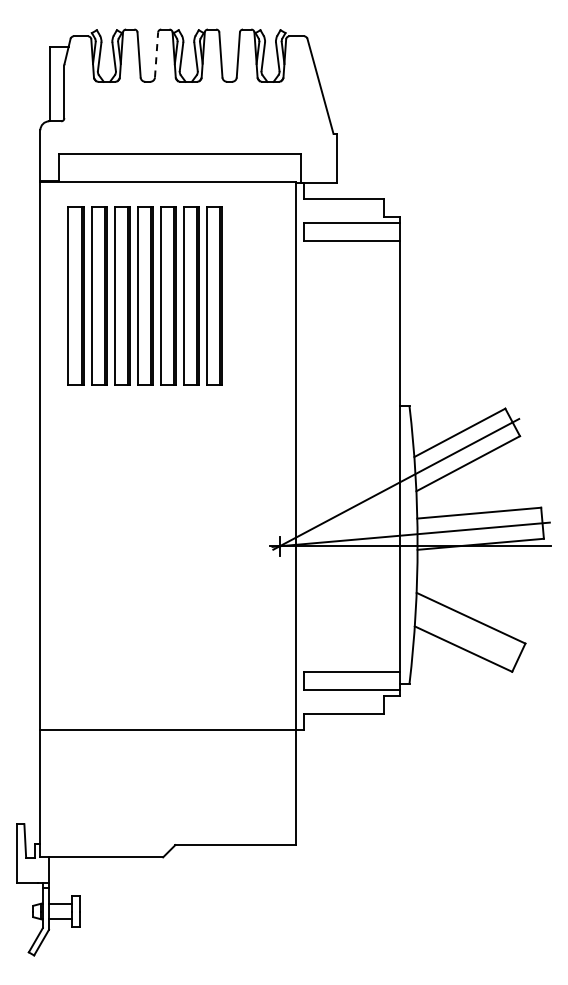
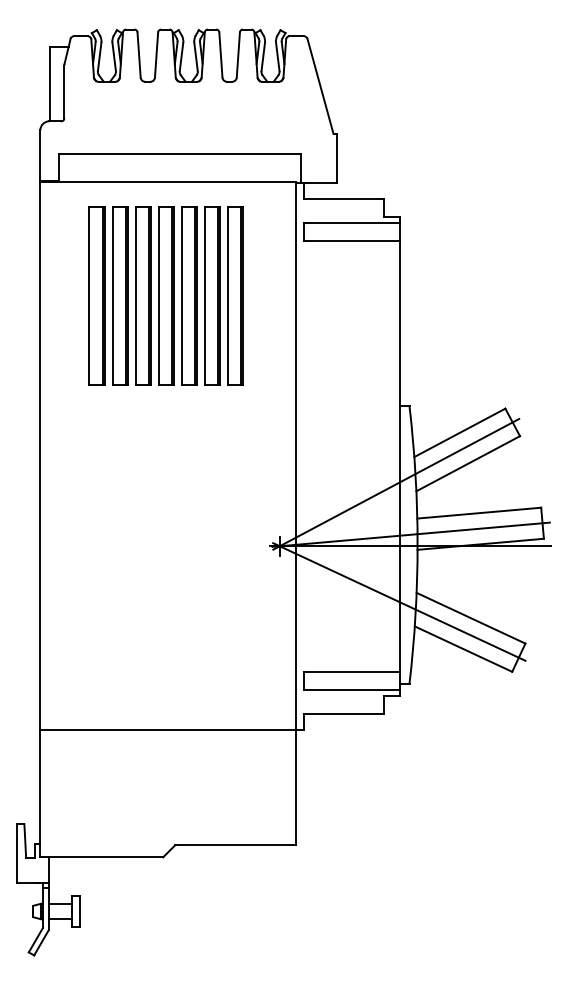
line: dashed -> solid (156, 54)
part position: (144, 295) -> (165, 295) (165, 295)
line: none -> present (399, 601)
